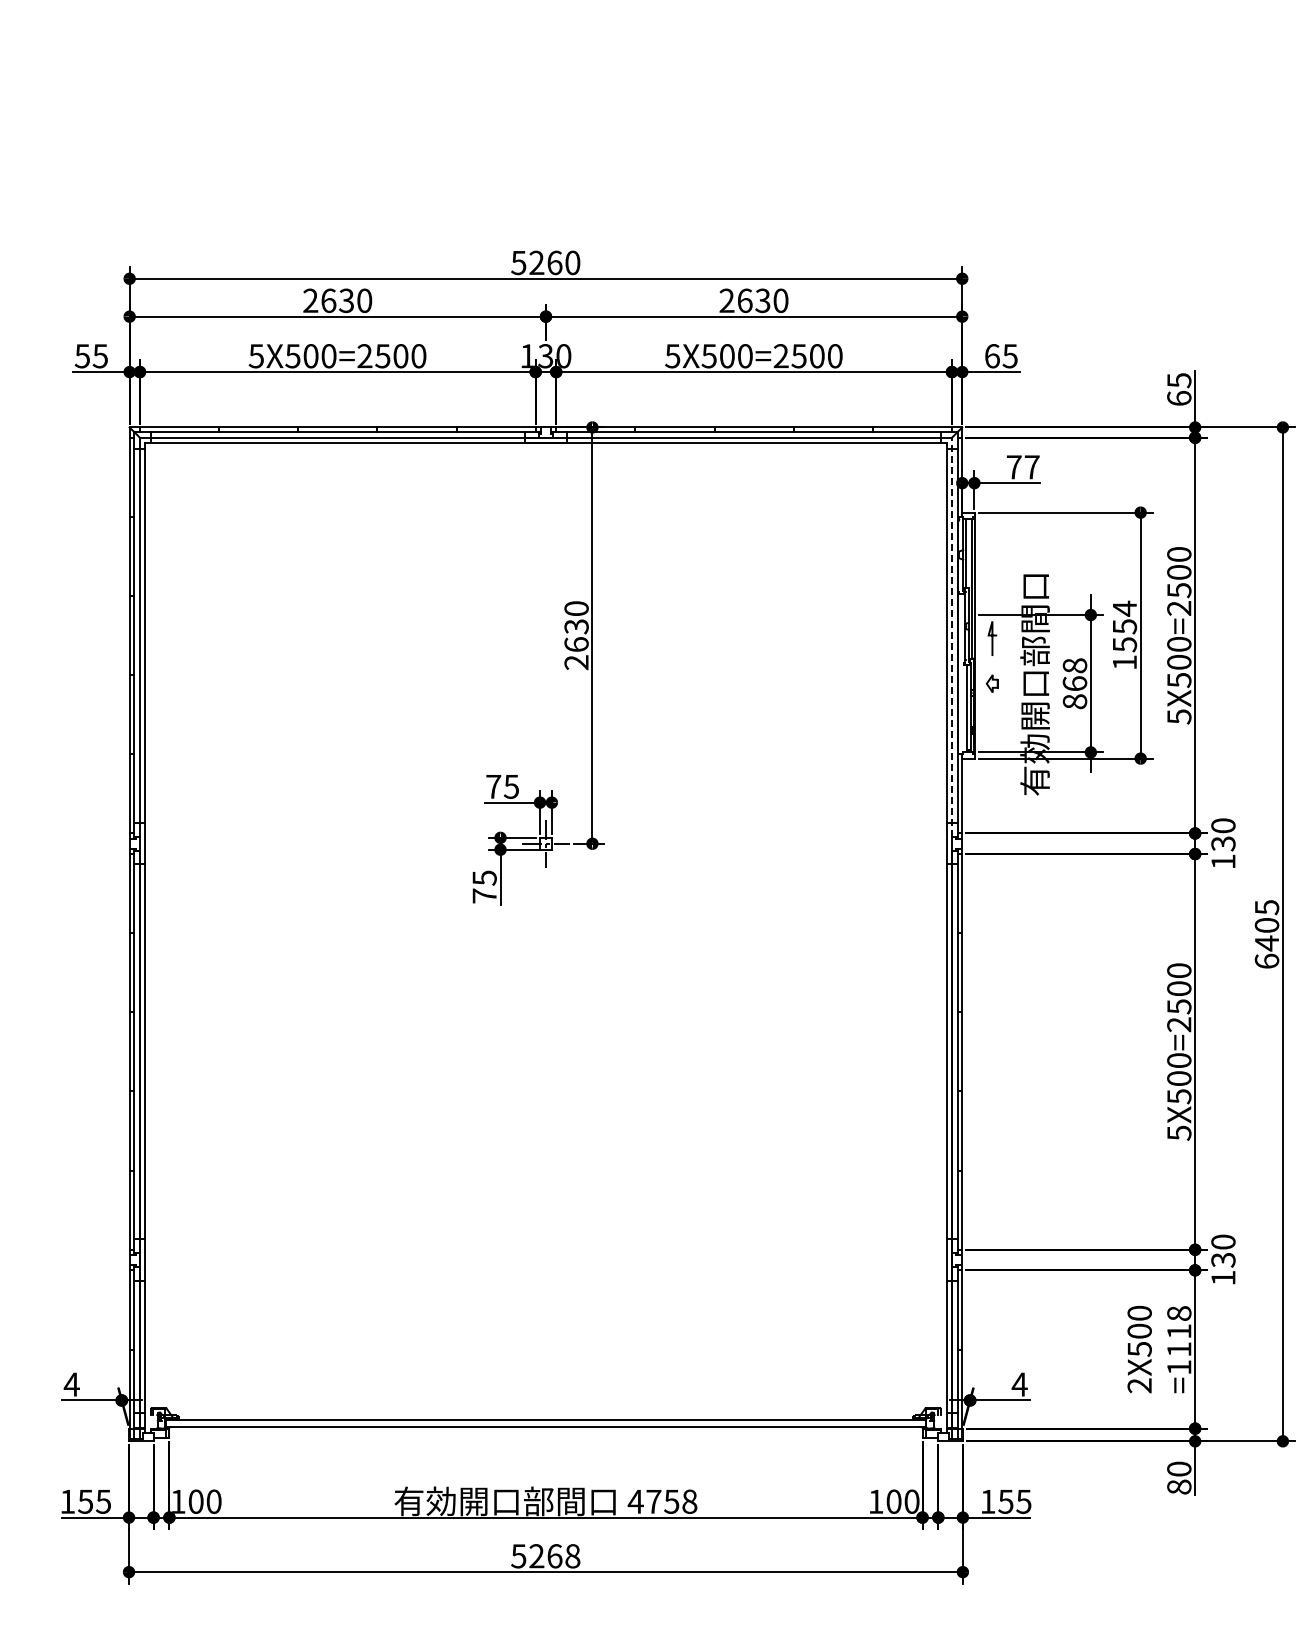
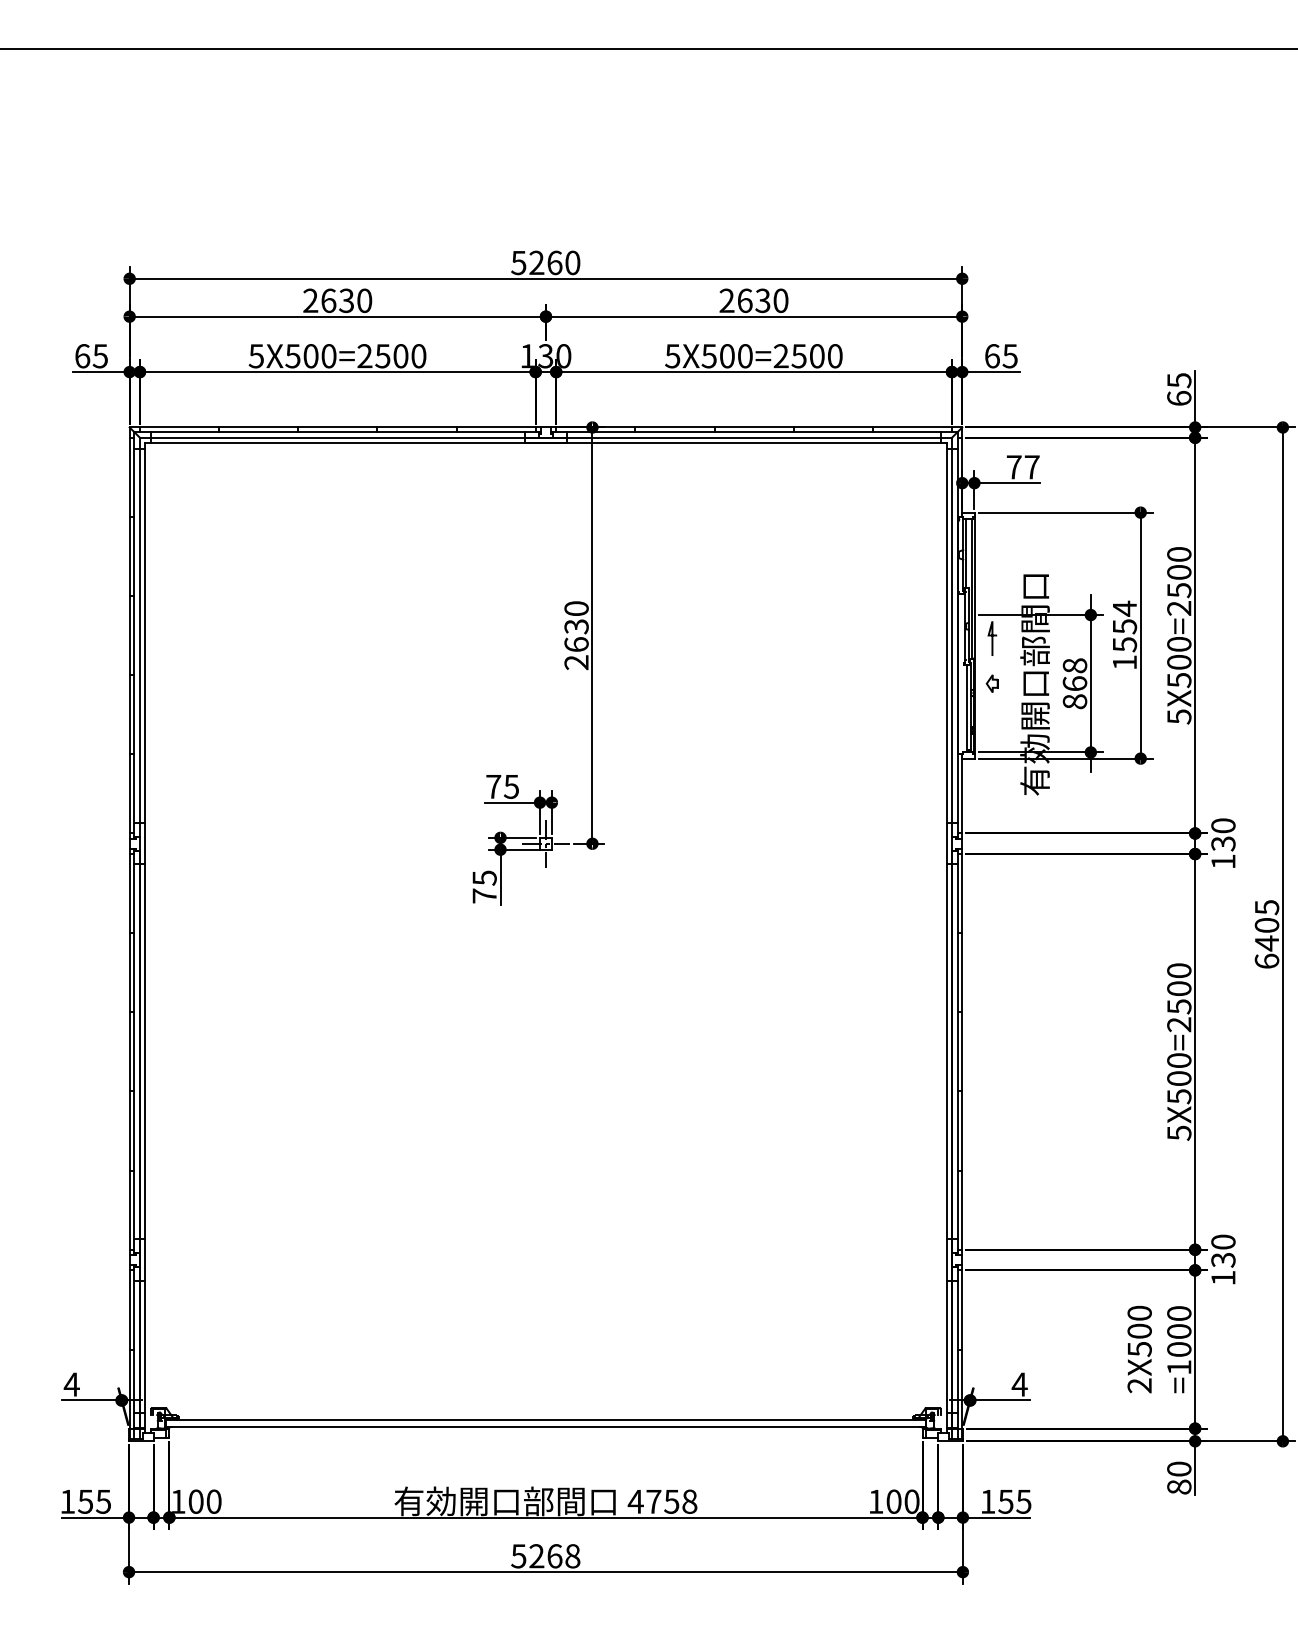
line: none -> present (648, 48)
text: 55 -> 65 (82, 356)
line: dashed -> solid (951, 636)
text: =1118 -> =1000 (1179, 1331)
